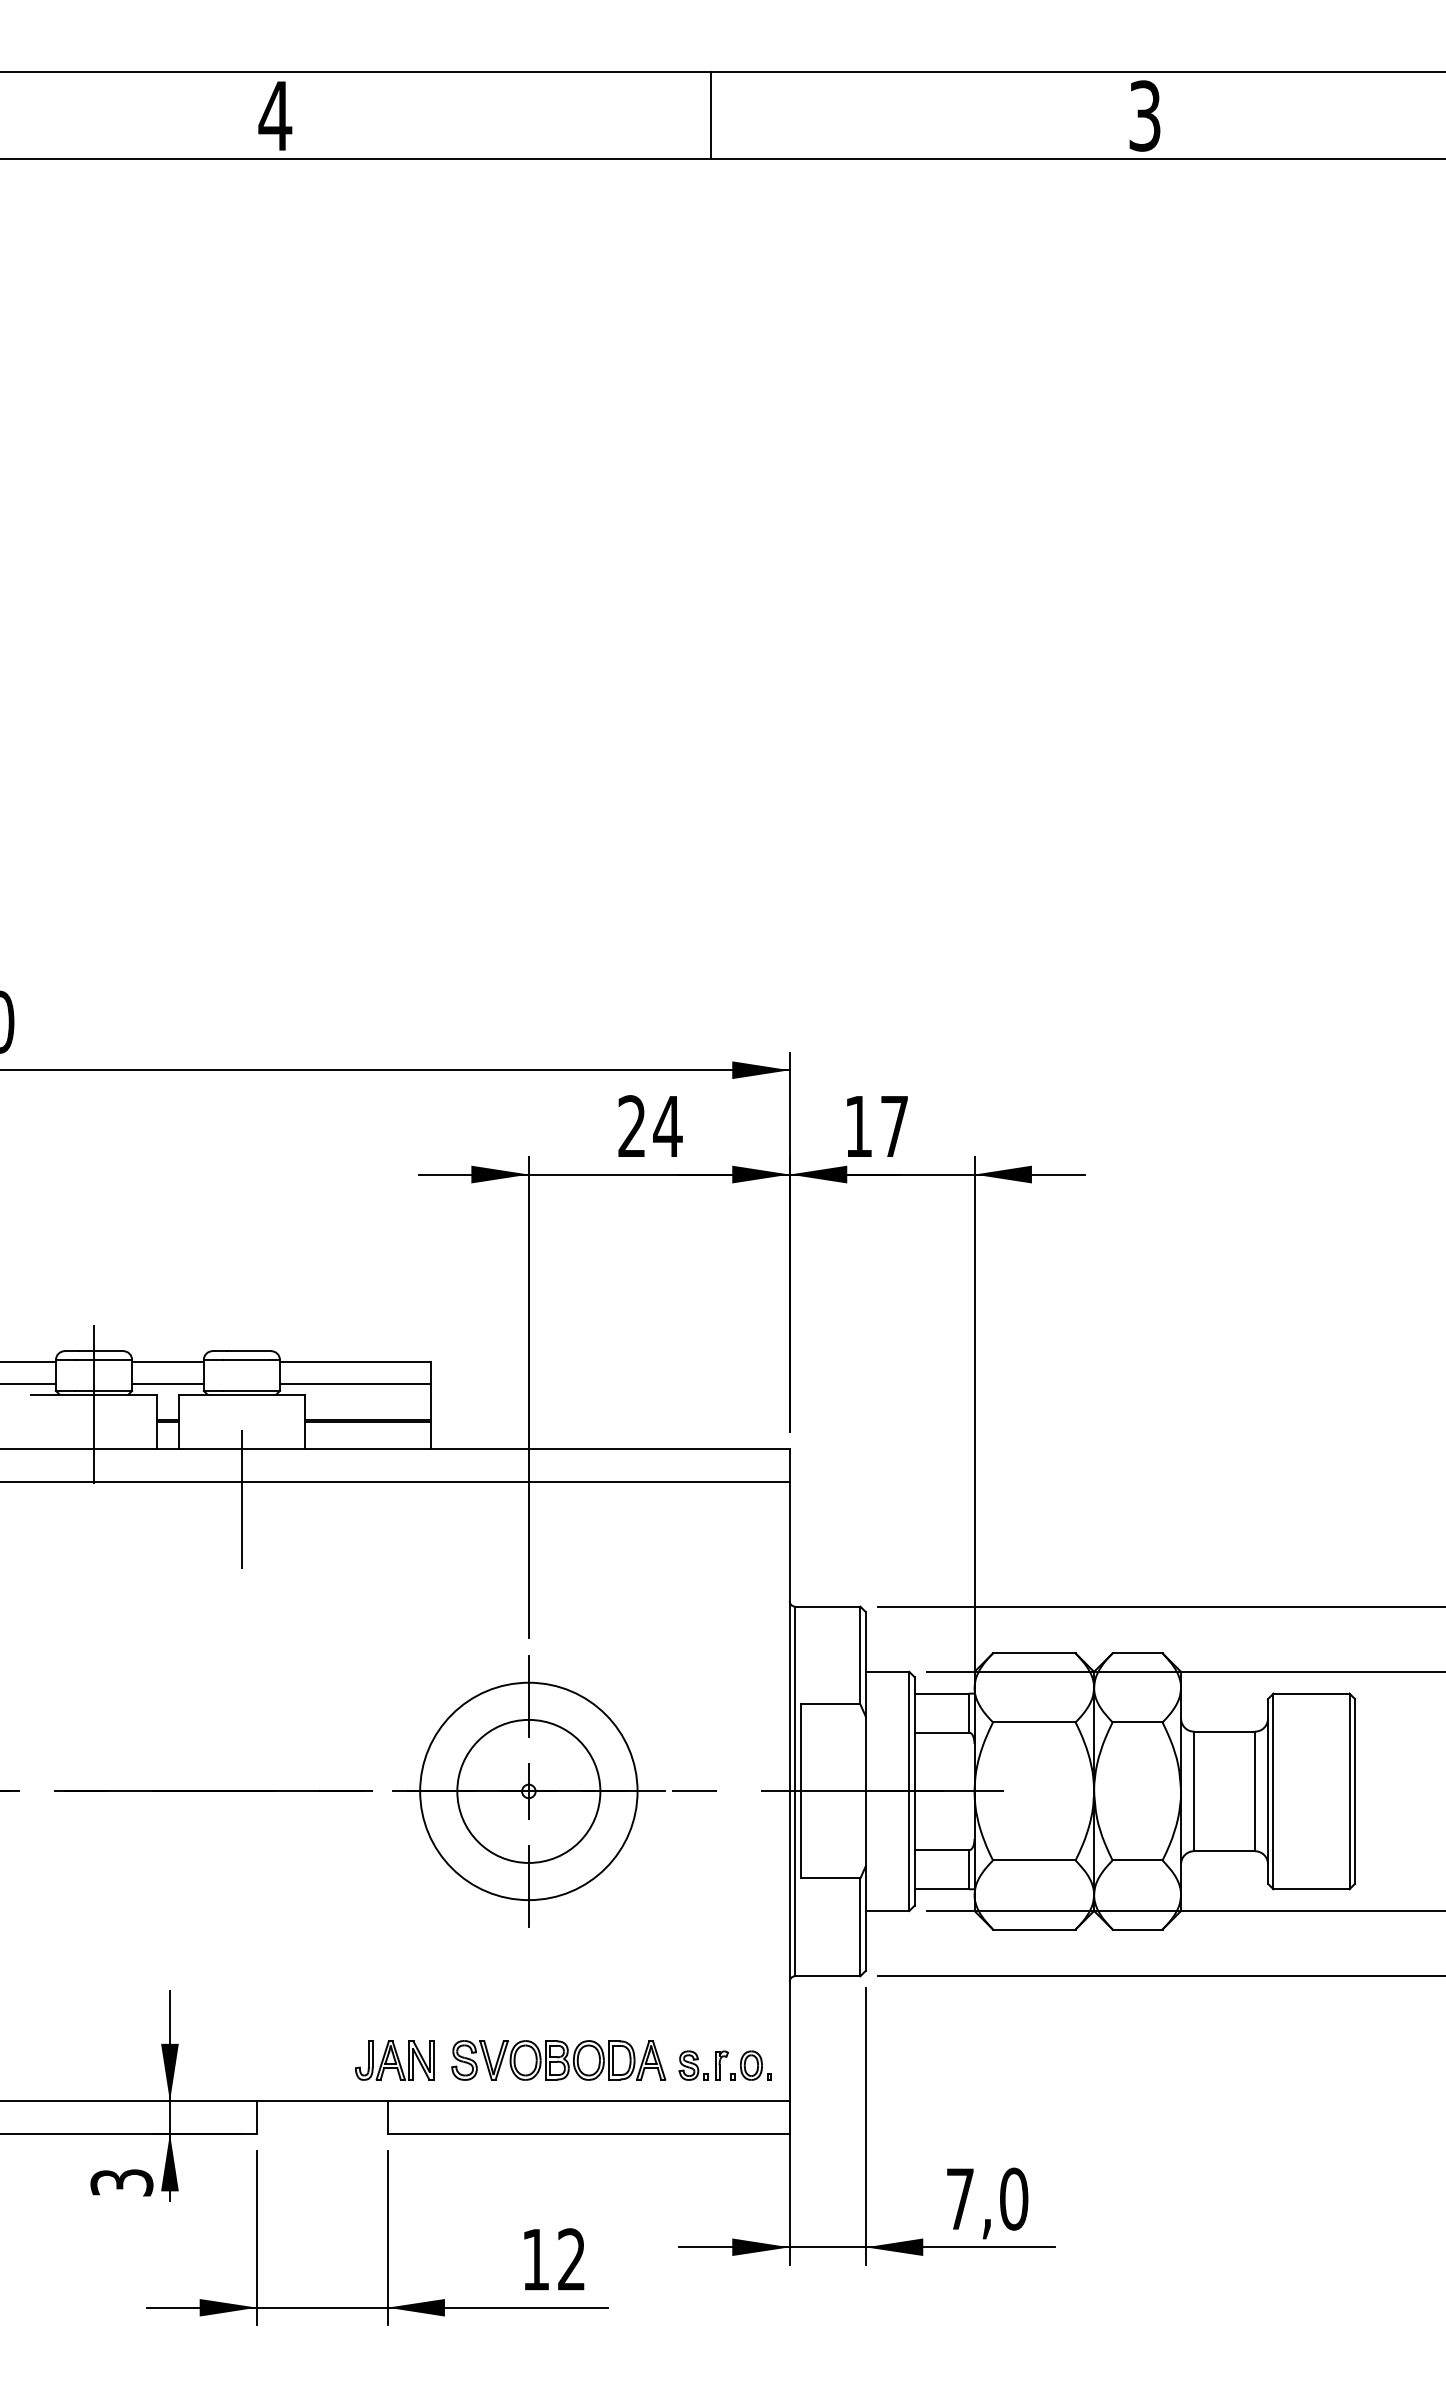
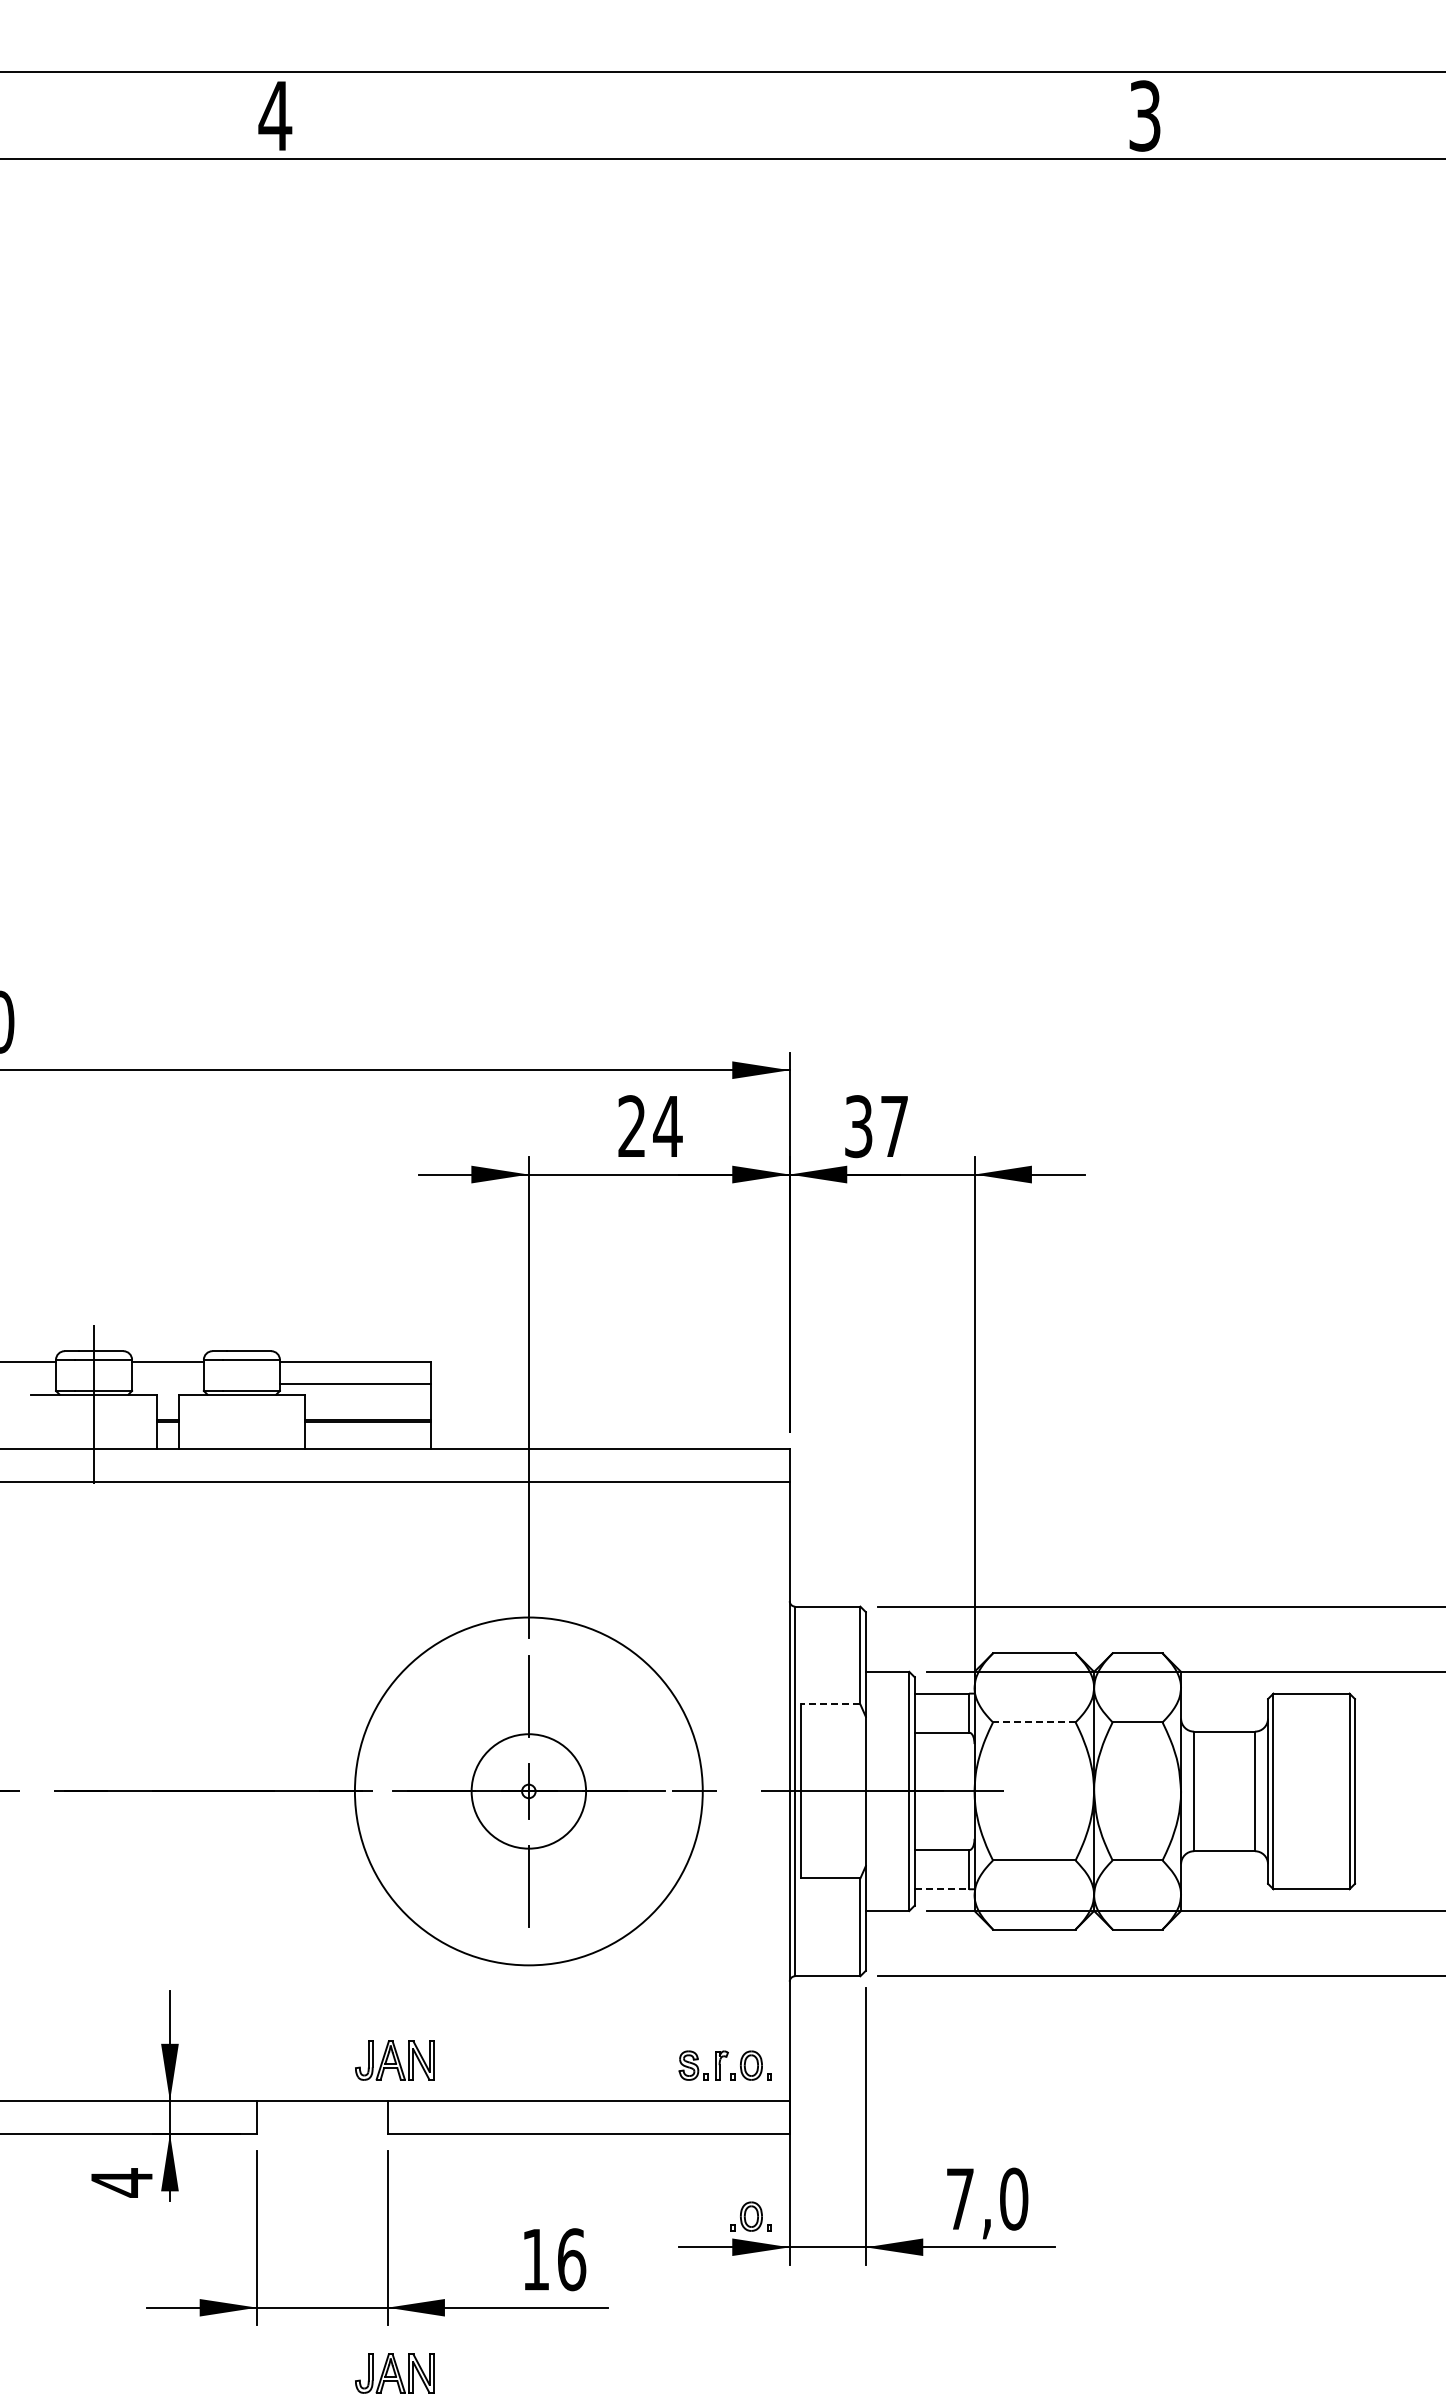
line: present -> none (711, 114)
text: 17 -> 37 (858, 1126)
line: present -> none (29, 1383)
line: present -> none (167, 1383)
line: present -> none (241, 1499)
line: solid -> dashed (830, 1704)
line: solid -> dashed (1033, 1722)
circle diameter: 143 px -> 114 px (528, 1791)
circle diameter: 217 px -> 348 px (528, 1791)
line: solid -> dashed (942, 1889)
part: present -> none (558, 2060)
text: 3 -> 4 (121, 2182)
part: none -> present (750, 2216)
text: 12 -> 16 (572, 2259)
part: none -> present (394, 2373)
